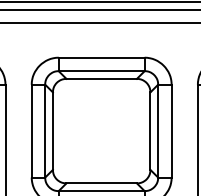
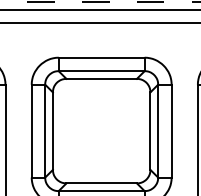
line: solid -> dashed (100, 2)
